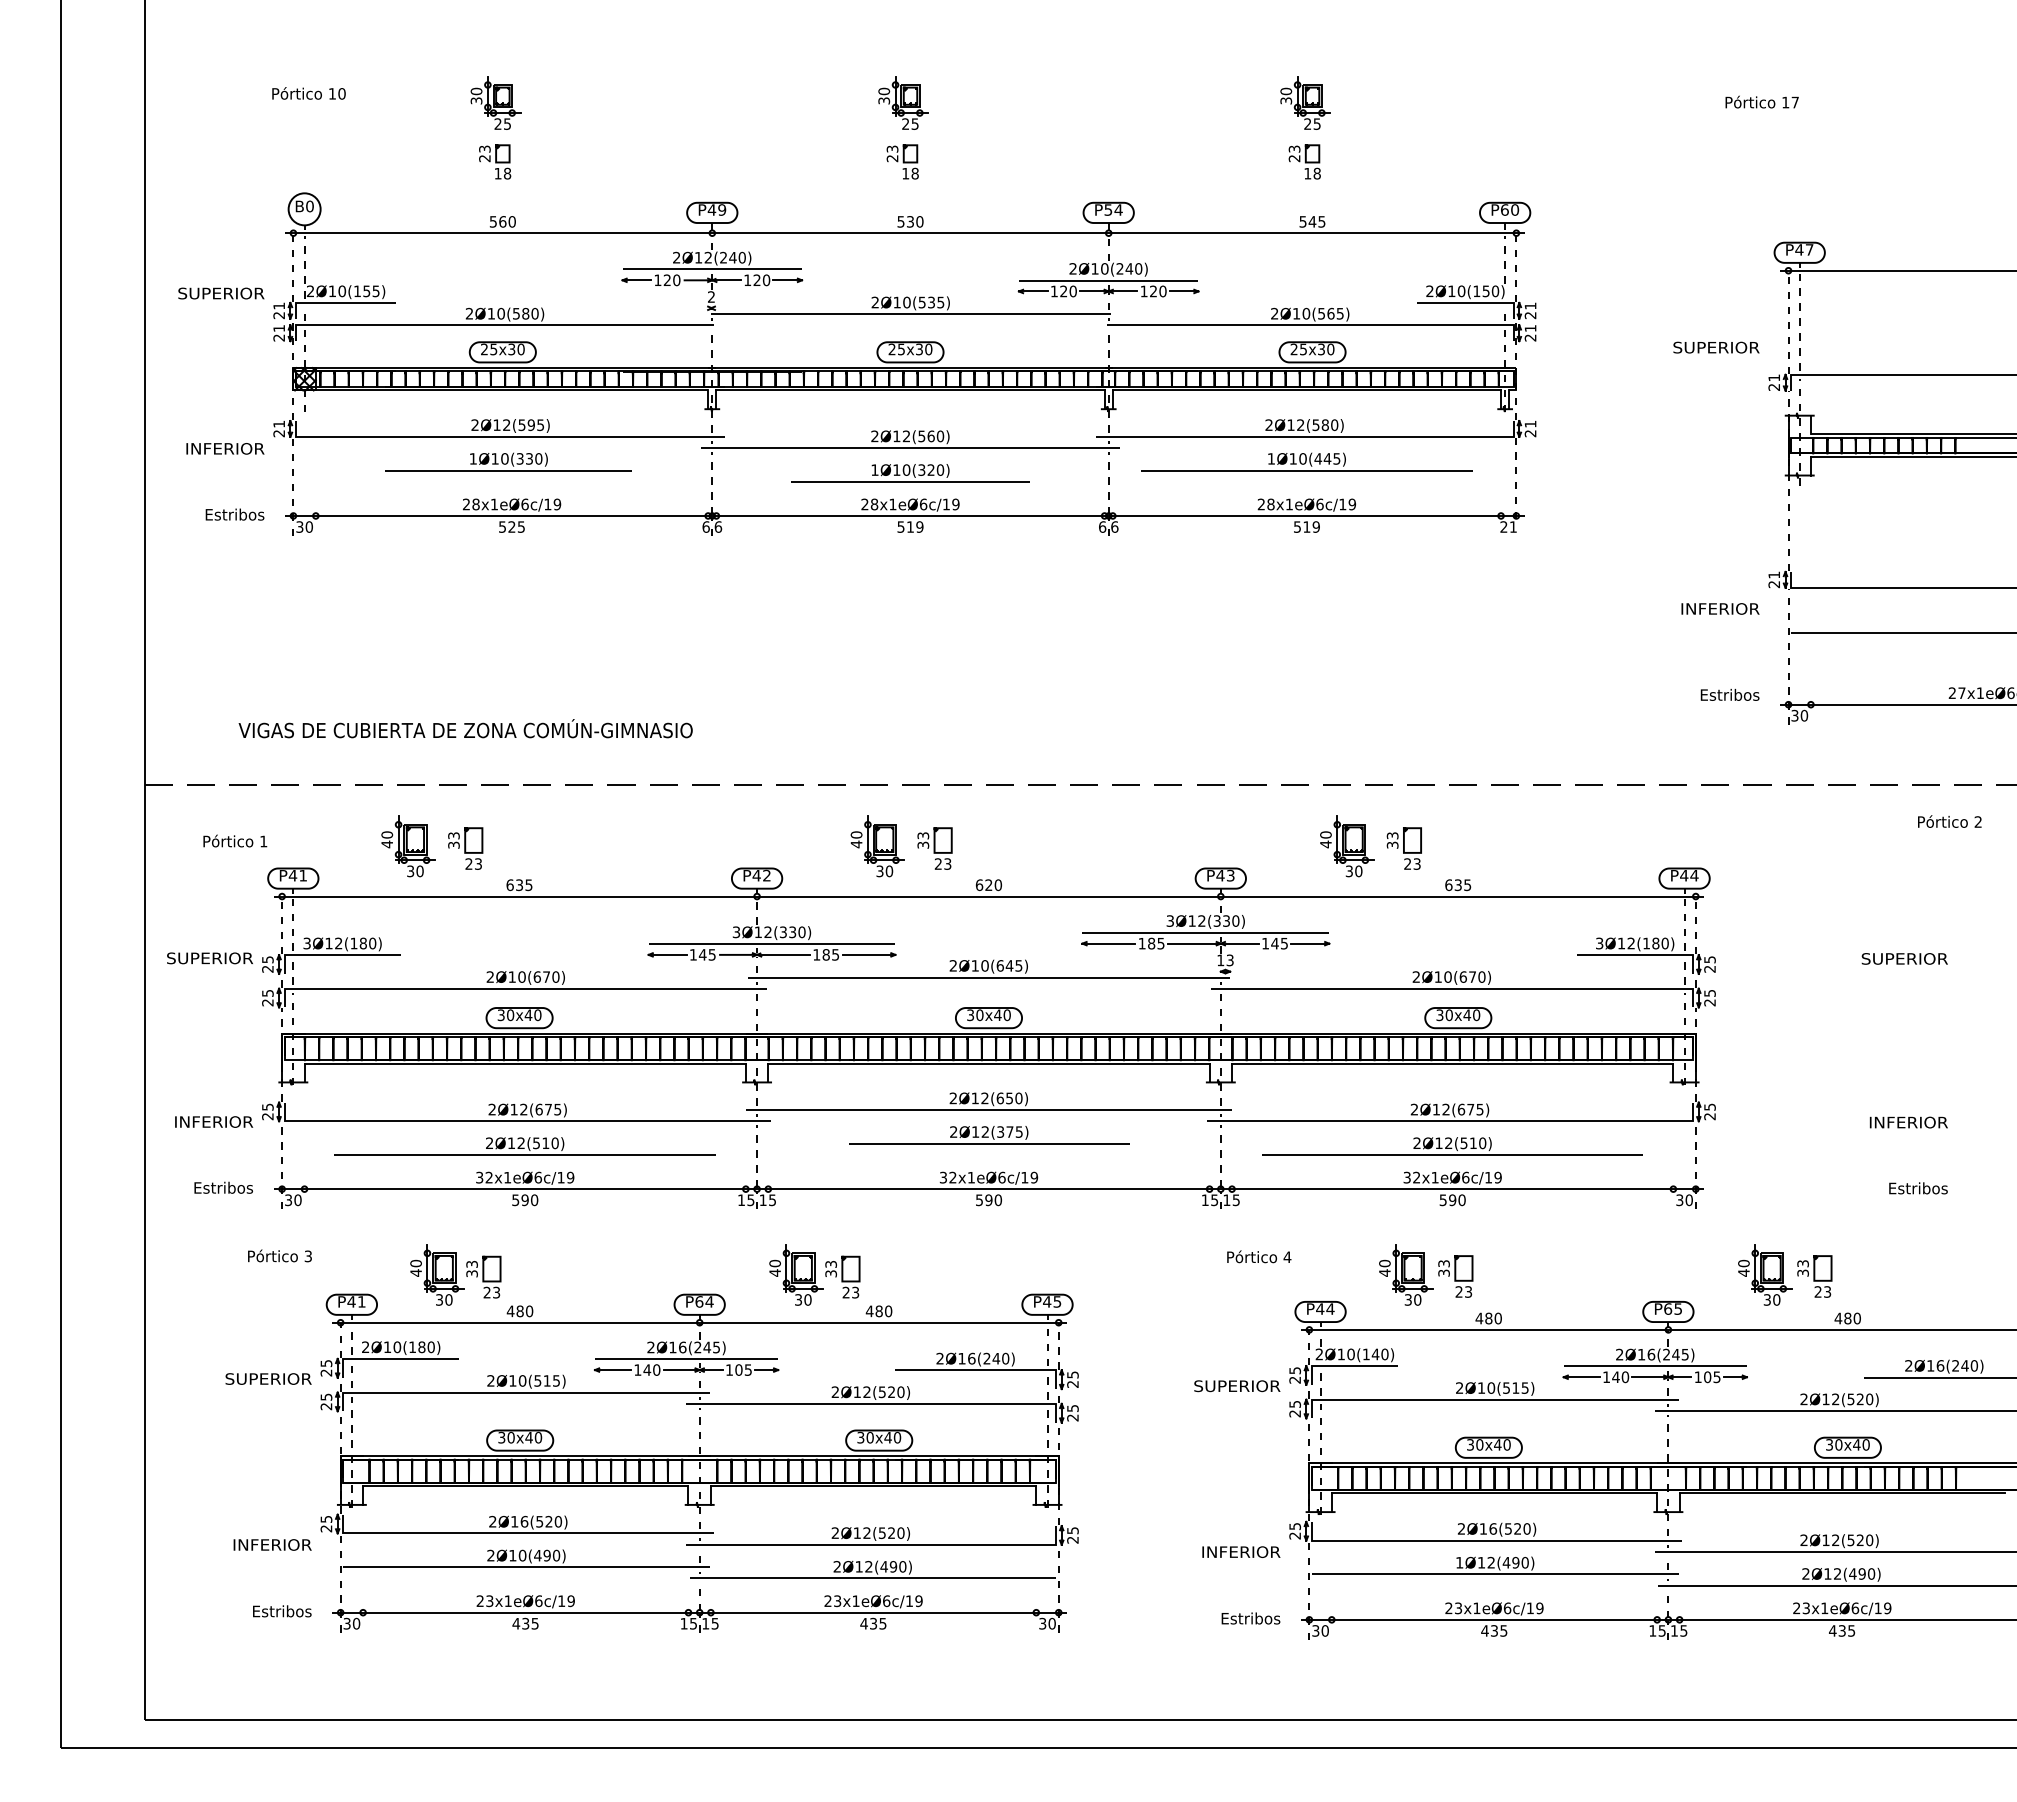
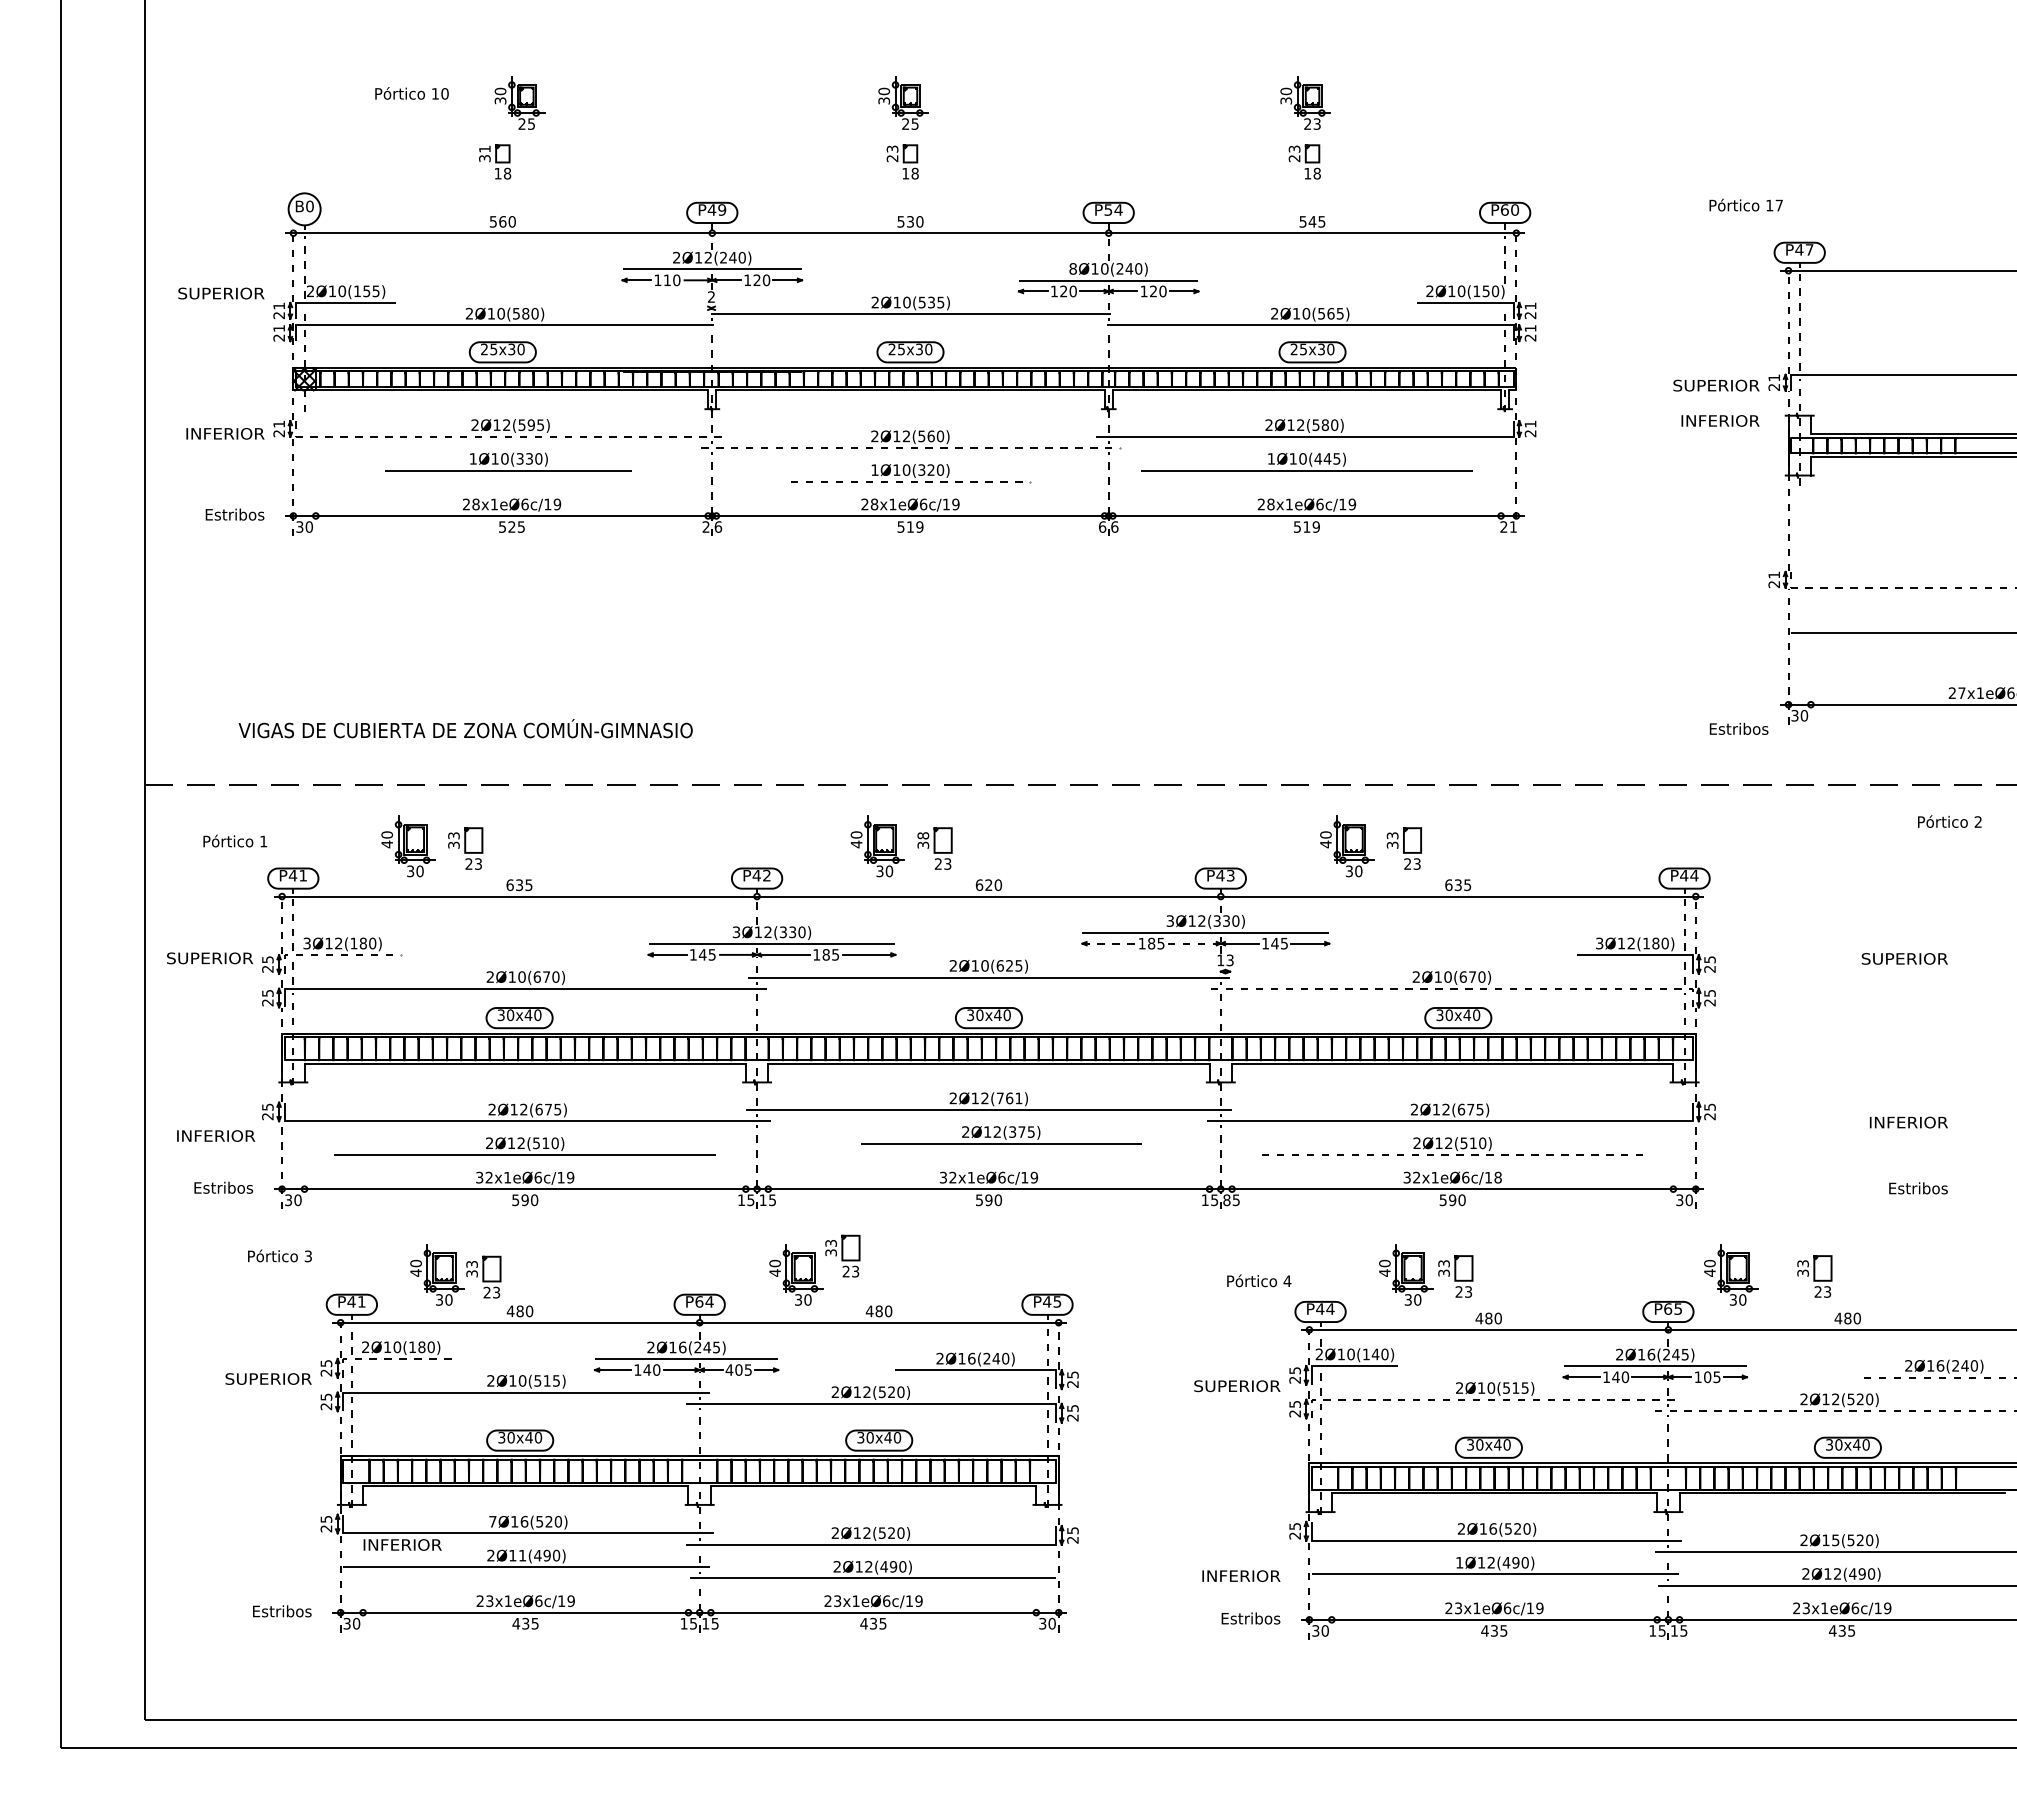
text position: (308, 93) -> (411, 93) (411, 93)
text position: (1761, 101) -> (1745, 204) (1745, 204)
part position: (495, 102) -> (519, 102) (519, 102)
text: 25 -> 23 (1317, 123)
text: 23 -> 31 (484, 153)
text: 2Ø10 -> 8Ø10 (1072, 268)
text: 120 -> 110 (666, 279)
text position: (1716, 347) -> (1716, 385) (1716, 385)
line: solid -> dashed (502, 436)
text position: (225, 448) -> (225, 433) (225, 433)
line: solid -> dashed (911, 448)
line: solid -> dashed (910, 481)
text: 6 -> 2 (705, 526)
line: solid -> dashed (1895, 587)
text position: (1720, 608) -> (1720, 420) (1720, 420)
text position: (1729, 694) -> (1738, 728) (1738, 728)
text: 33 -> 38 (923, 835)
line: solid -> dashed (1109, 943)
line: solid -> dashed (1194, 943)
line: solid -> dashed (332, 955)
text: (645) -> (625) (1009, 965)
line: solid -> dashed (1462, 988)
text: (650) -> (761) (1009, 1098)
text position: (214, 1121) -> (216, 1135) (216, 1135)
part position: (989, 1135) -> (1001, 1135) (1001, 1135)
line: solid -> dashed (1452, 1154)
text: 32x1eØ6c/19 -> 32x1eØ6c/18 (1497, 1177)
text: 15 -> 85 (1226, 1200)
text position: (1259, 1256) -> (1259, 1280) (1259, 1280)
part position: (1765, 1274) -> (1731, 1274) (1731, 1274)
part position: (842, 1276) -> (842, 1255) (842, 1255)
line: solid -> dashed (391, 1358)
text: 105 -> 405 (729, 1369)
line: solid -> dashed (1940, 1377)
line: solid -> dashed (1485, 1399)
line: solid -> dashed (1836, 1411)
text: 2Ø16 -> 7Ø16 (492, 1521)
text: 2Ø12 -> 2Ø15 (1835, 1540)
text position: (272, 1544) -> (402, 1544) (402, 1544)
text position: (1241, 1551) -> (1241, 1575) (1241, 1575)
text: 2Ø10 -> 2Ø11 (522, 1555)
